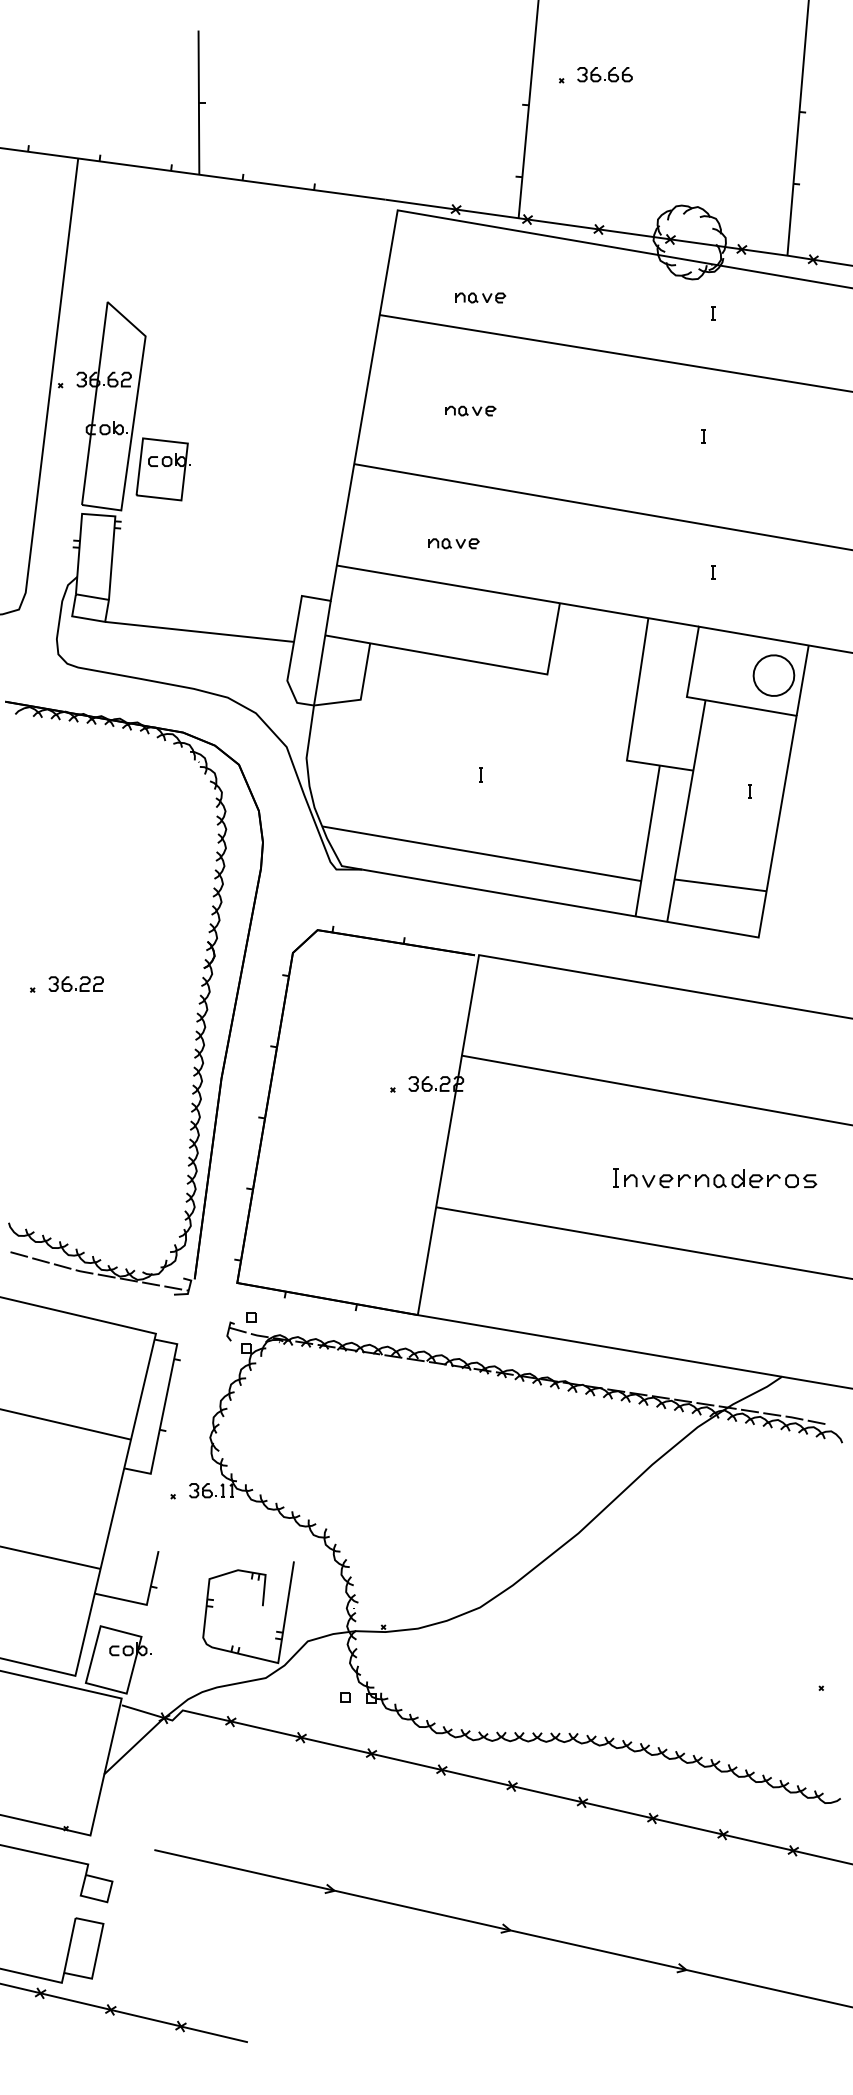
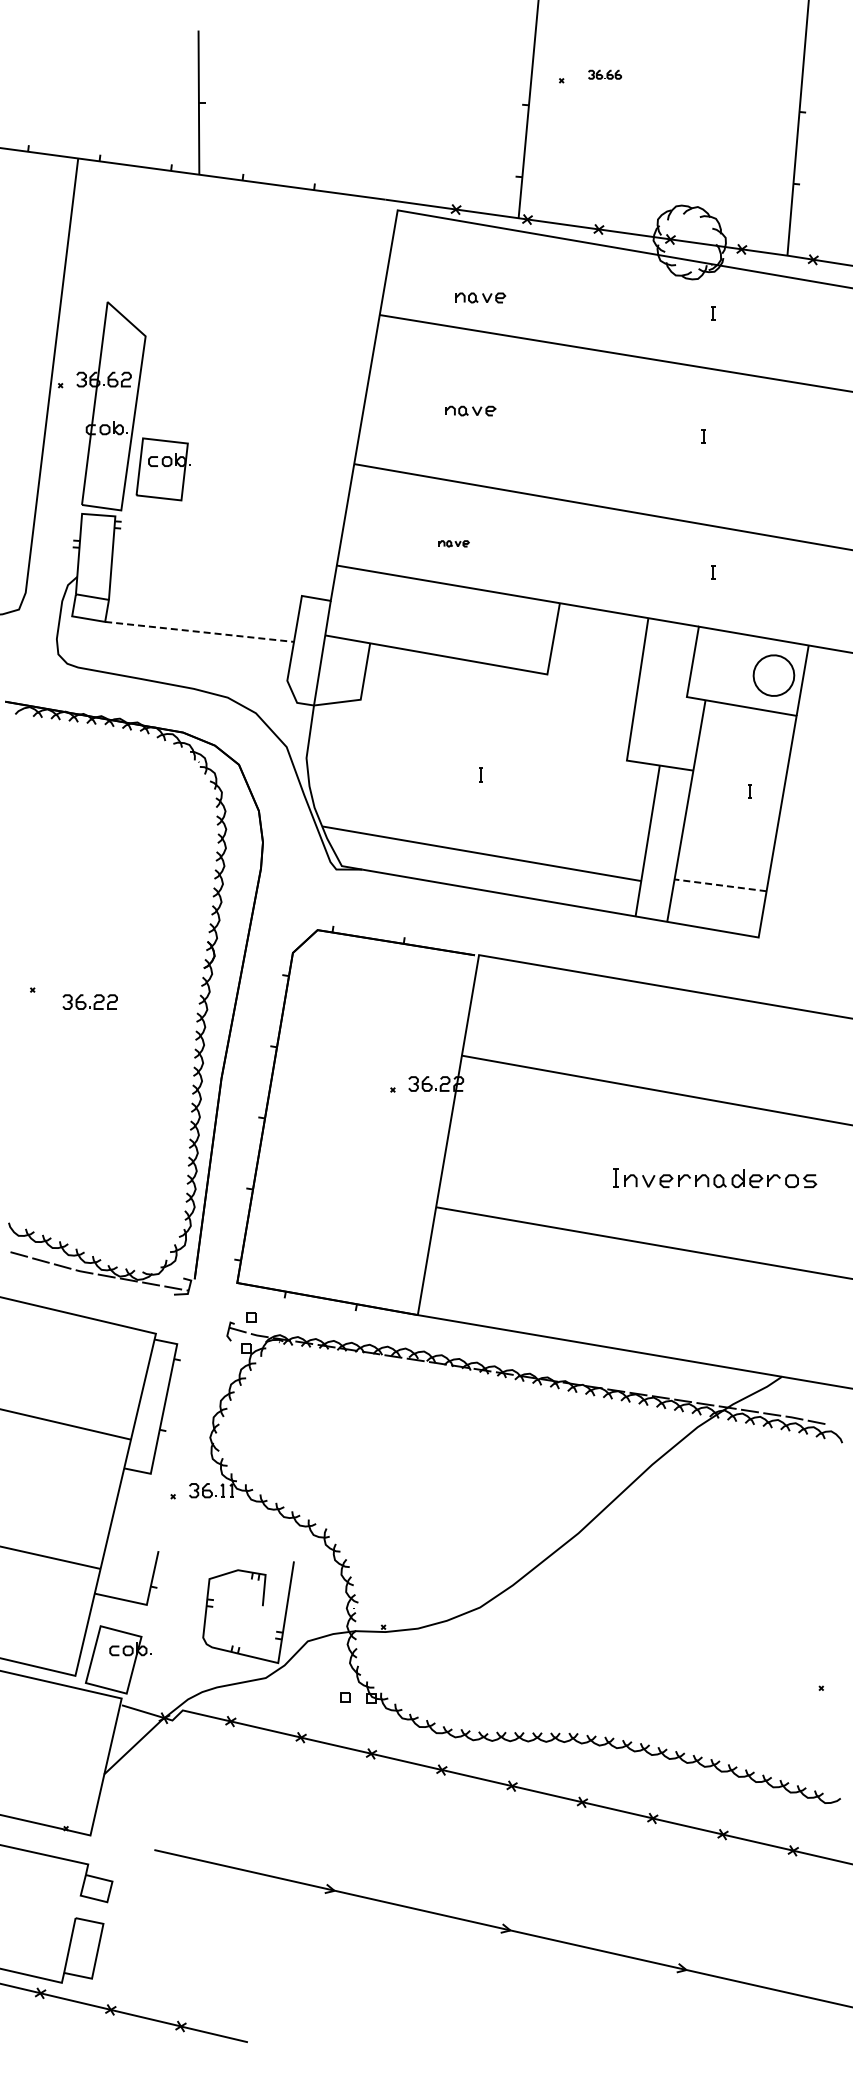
part size: 56x16 px -> 34x11 px (604, 74)
part size: 52x12 px -> 32x8 px (453, 543)
line: solid -> dashed (199, 631)
line: solid -> dashed (720, 885)
part position: (75, 983) -> (89, 1001) (89, 1001)
